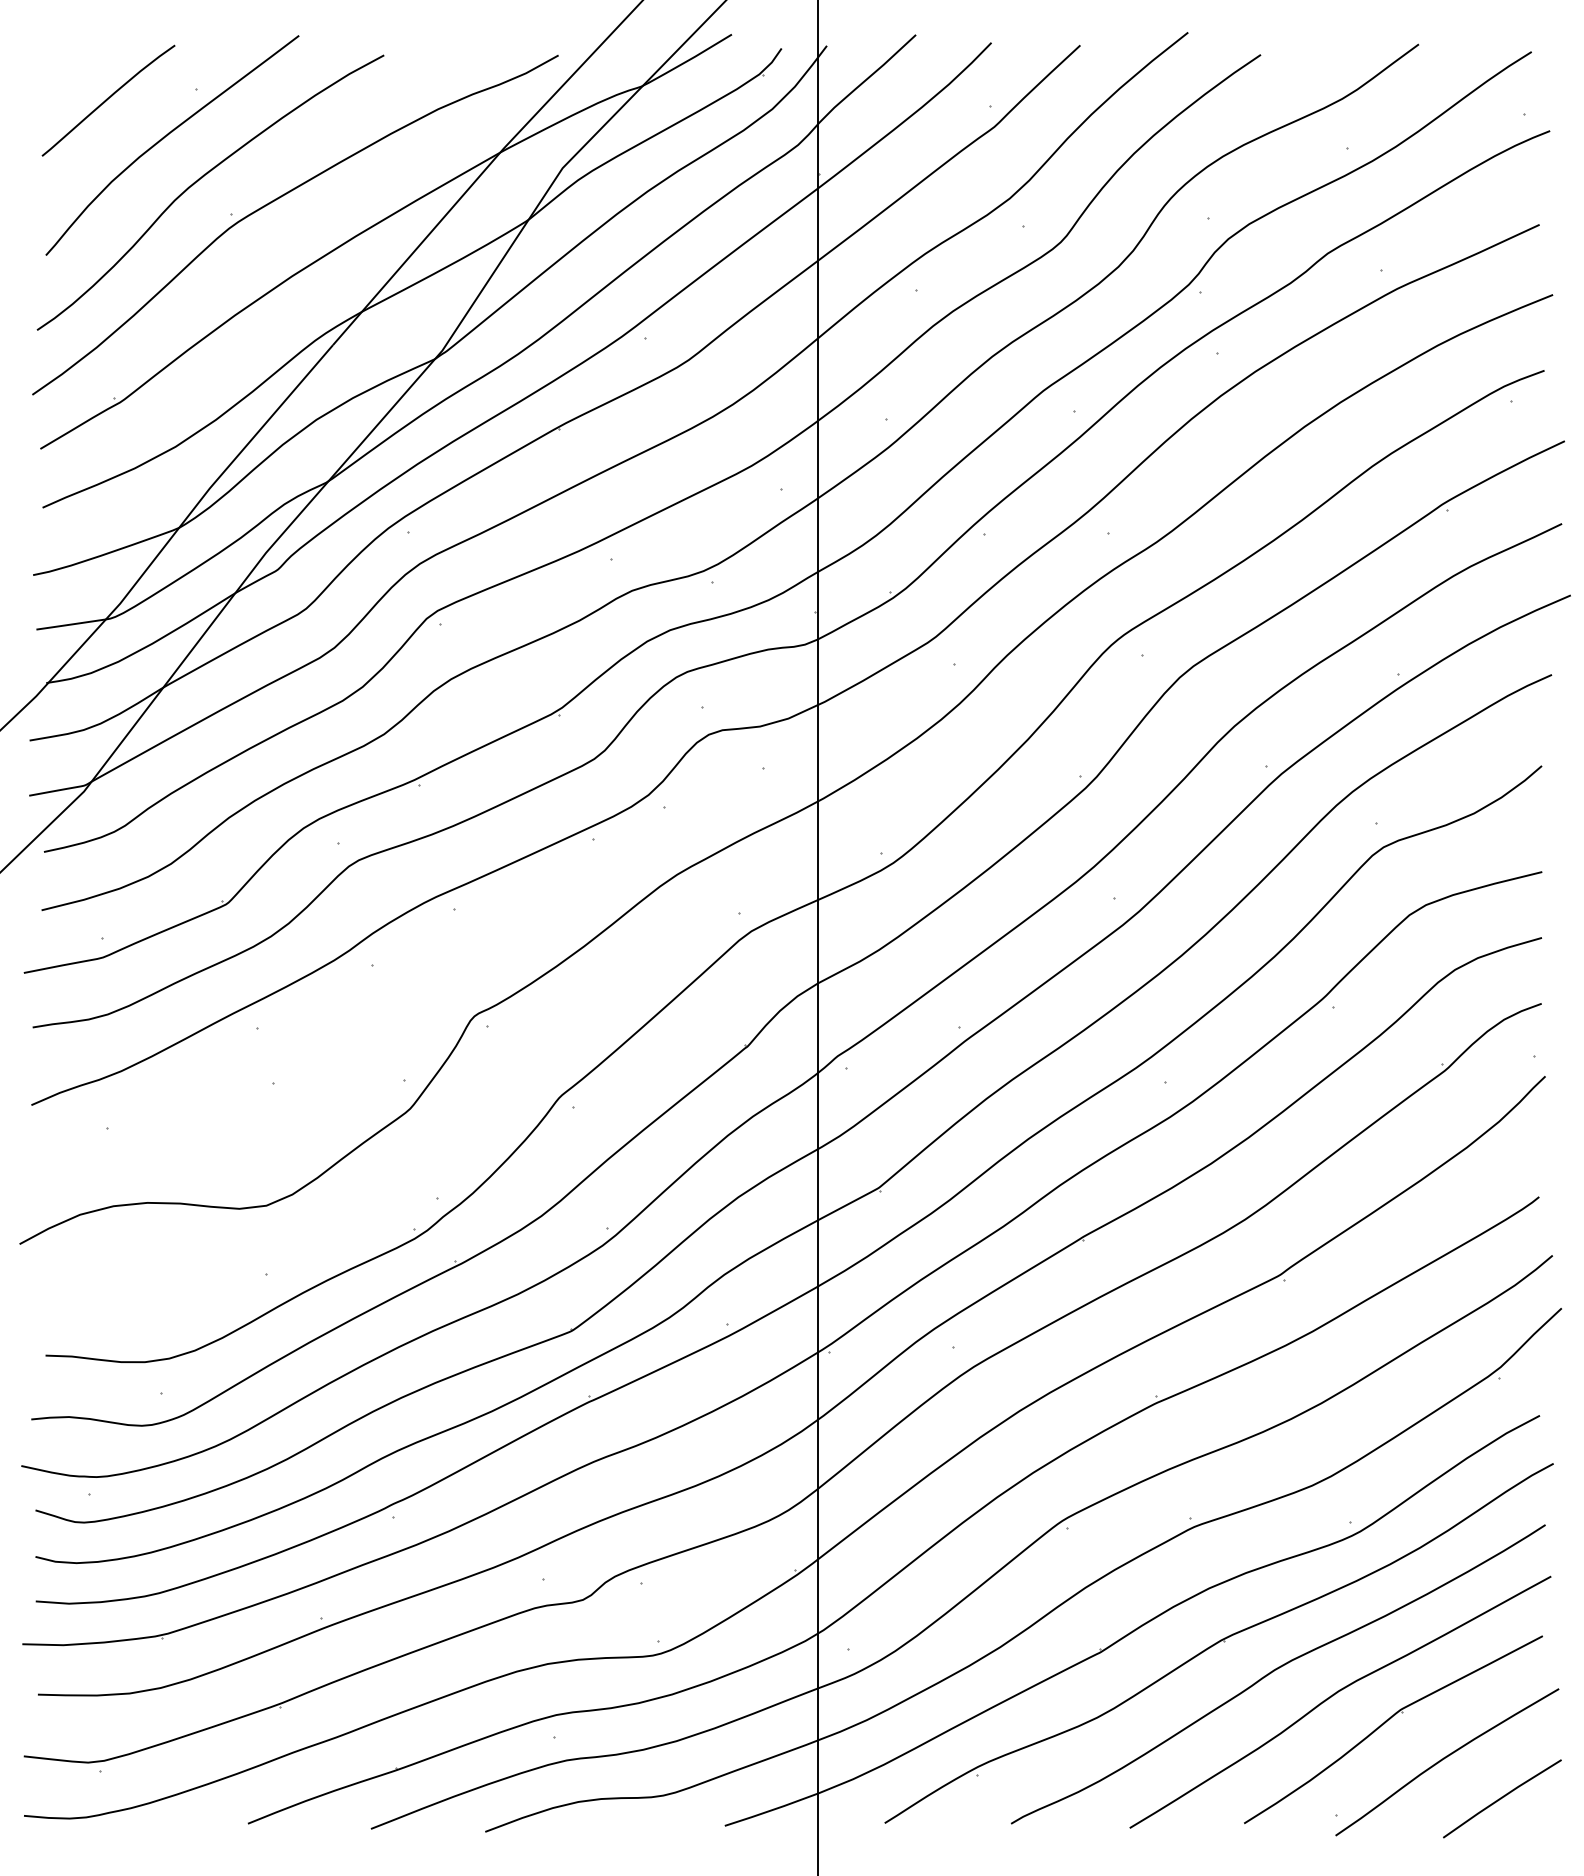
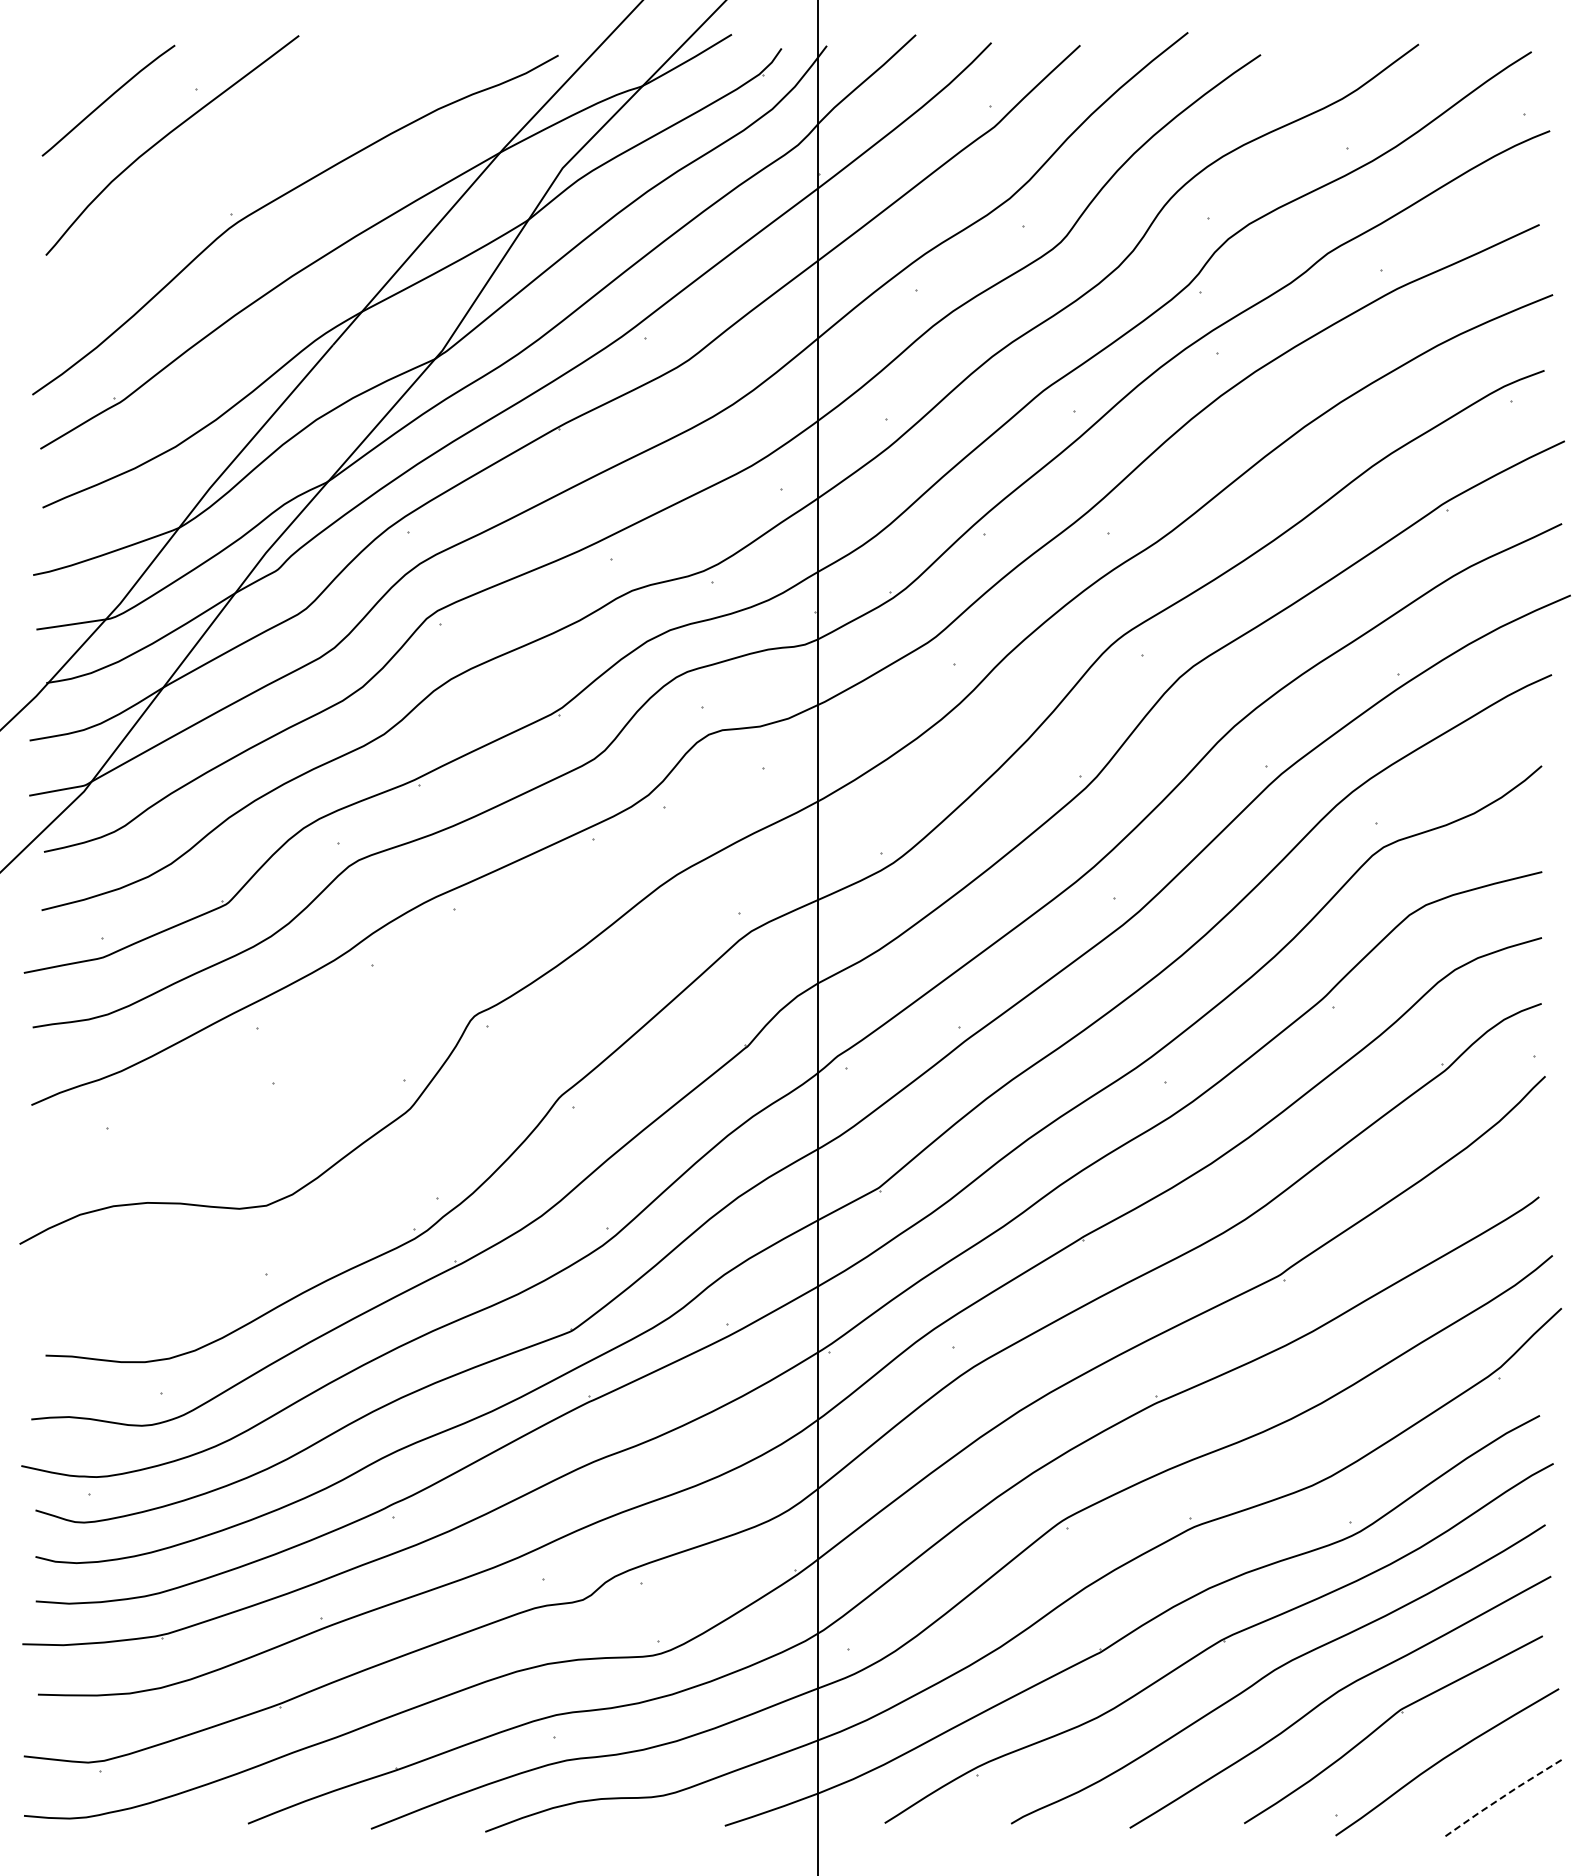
curve: present -> none (202, 178)
line: solid -> dashed (1501, 1798)
